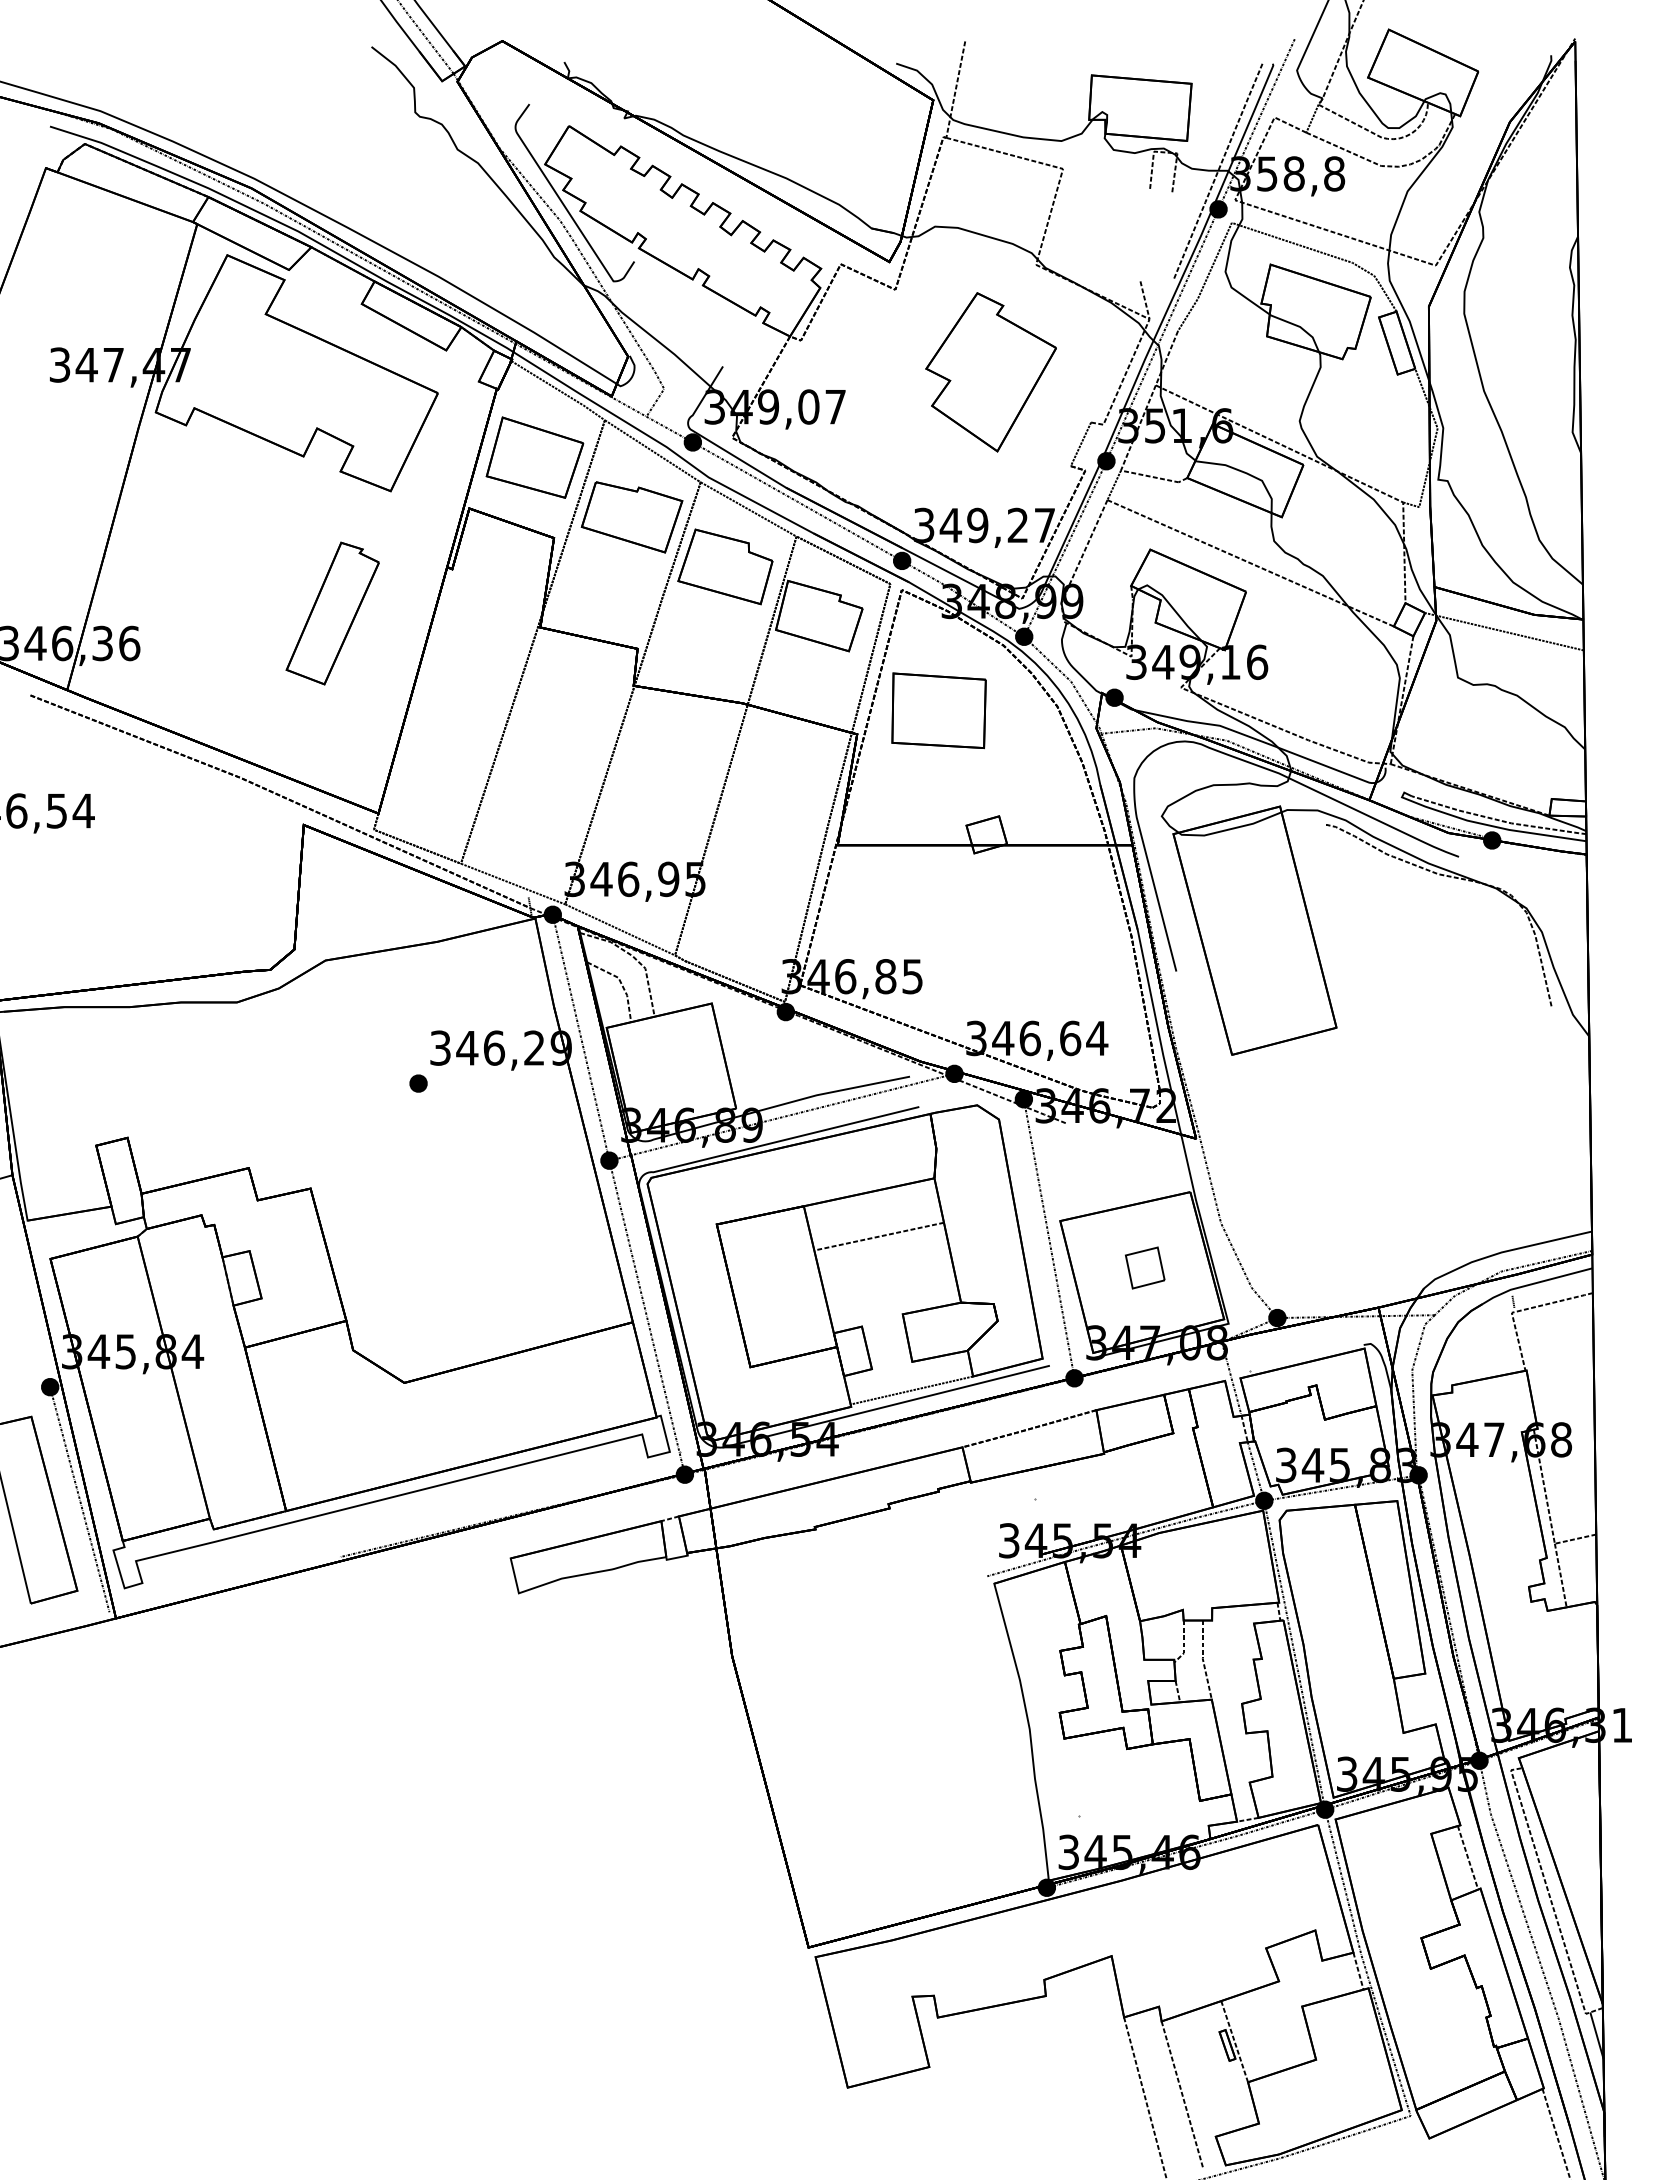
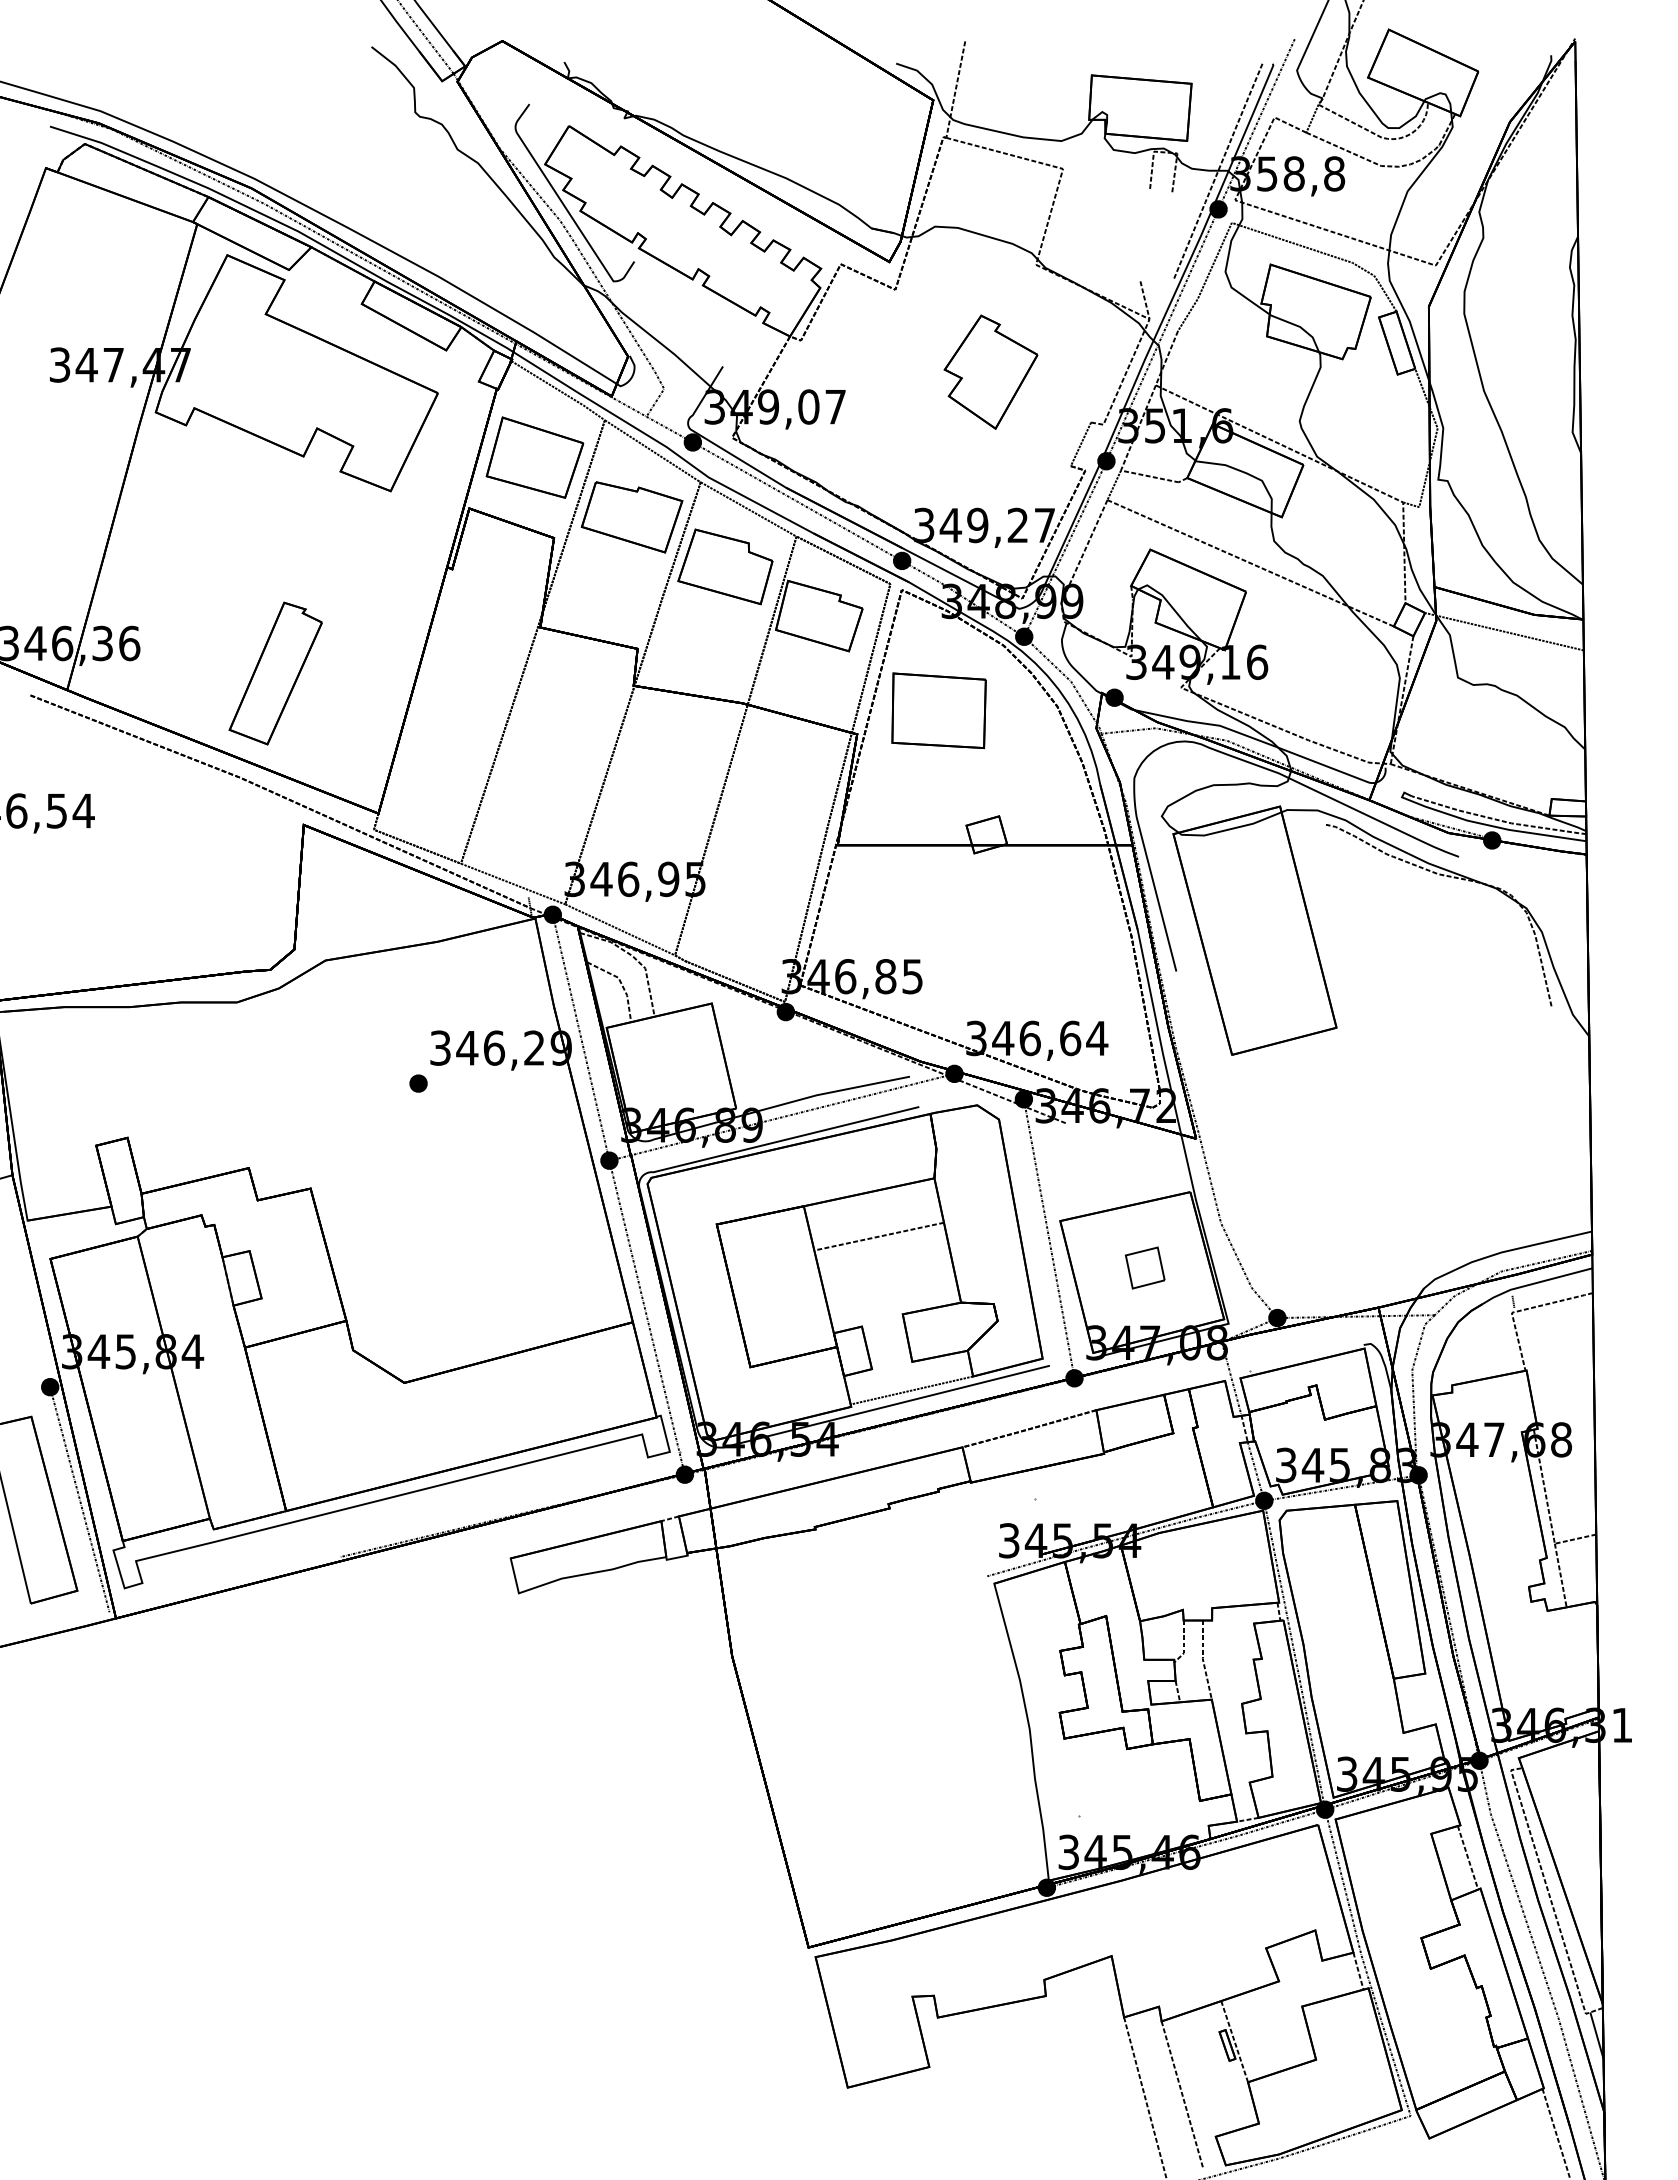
part size: 132x161 px -> 96x116 px (990, 371)
part position: (332, 613) -> (275, 673) (275, 673)
